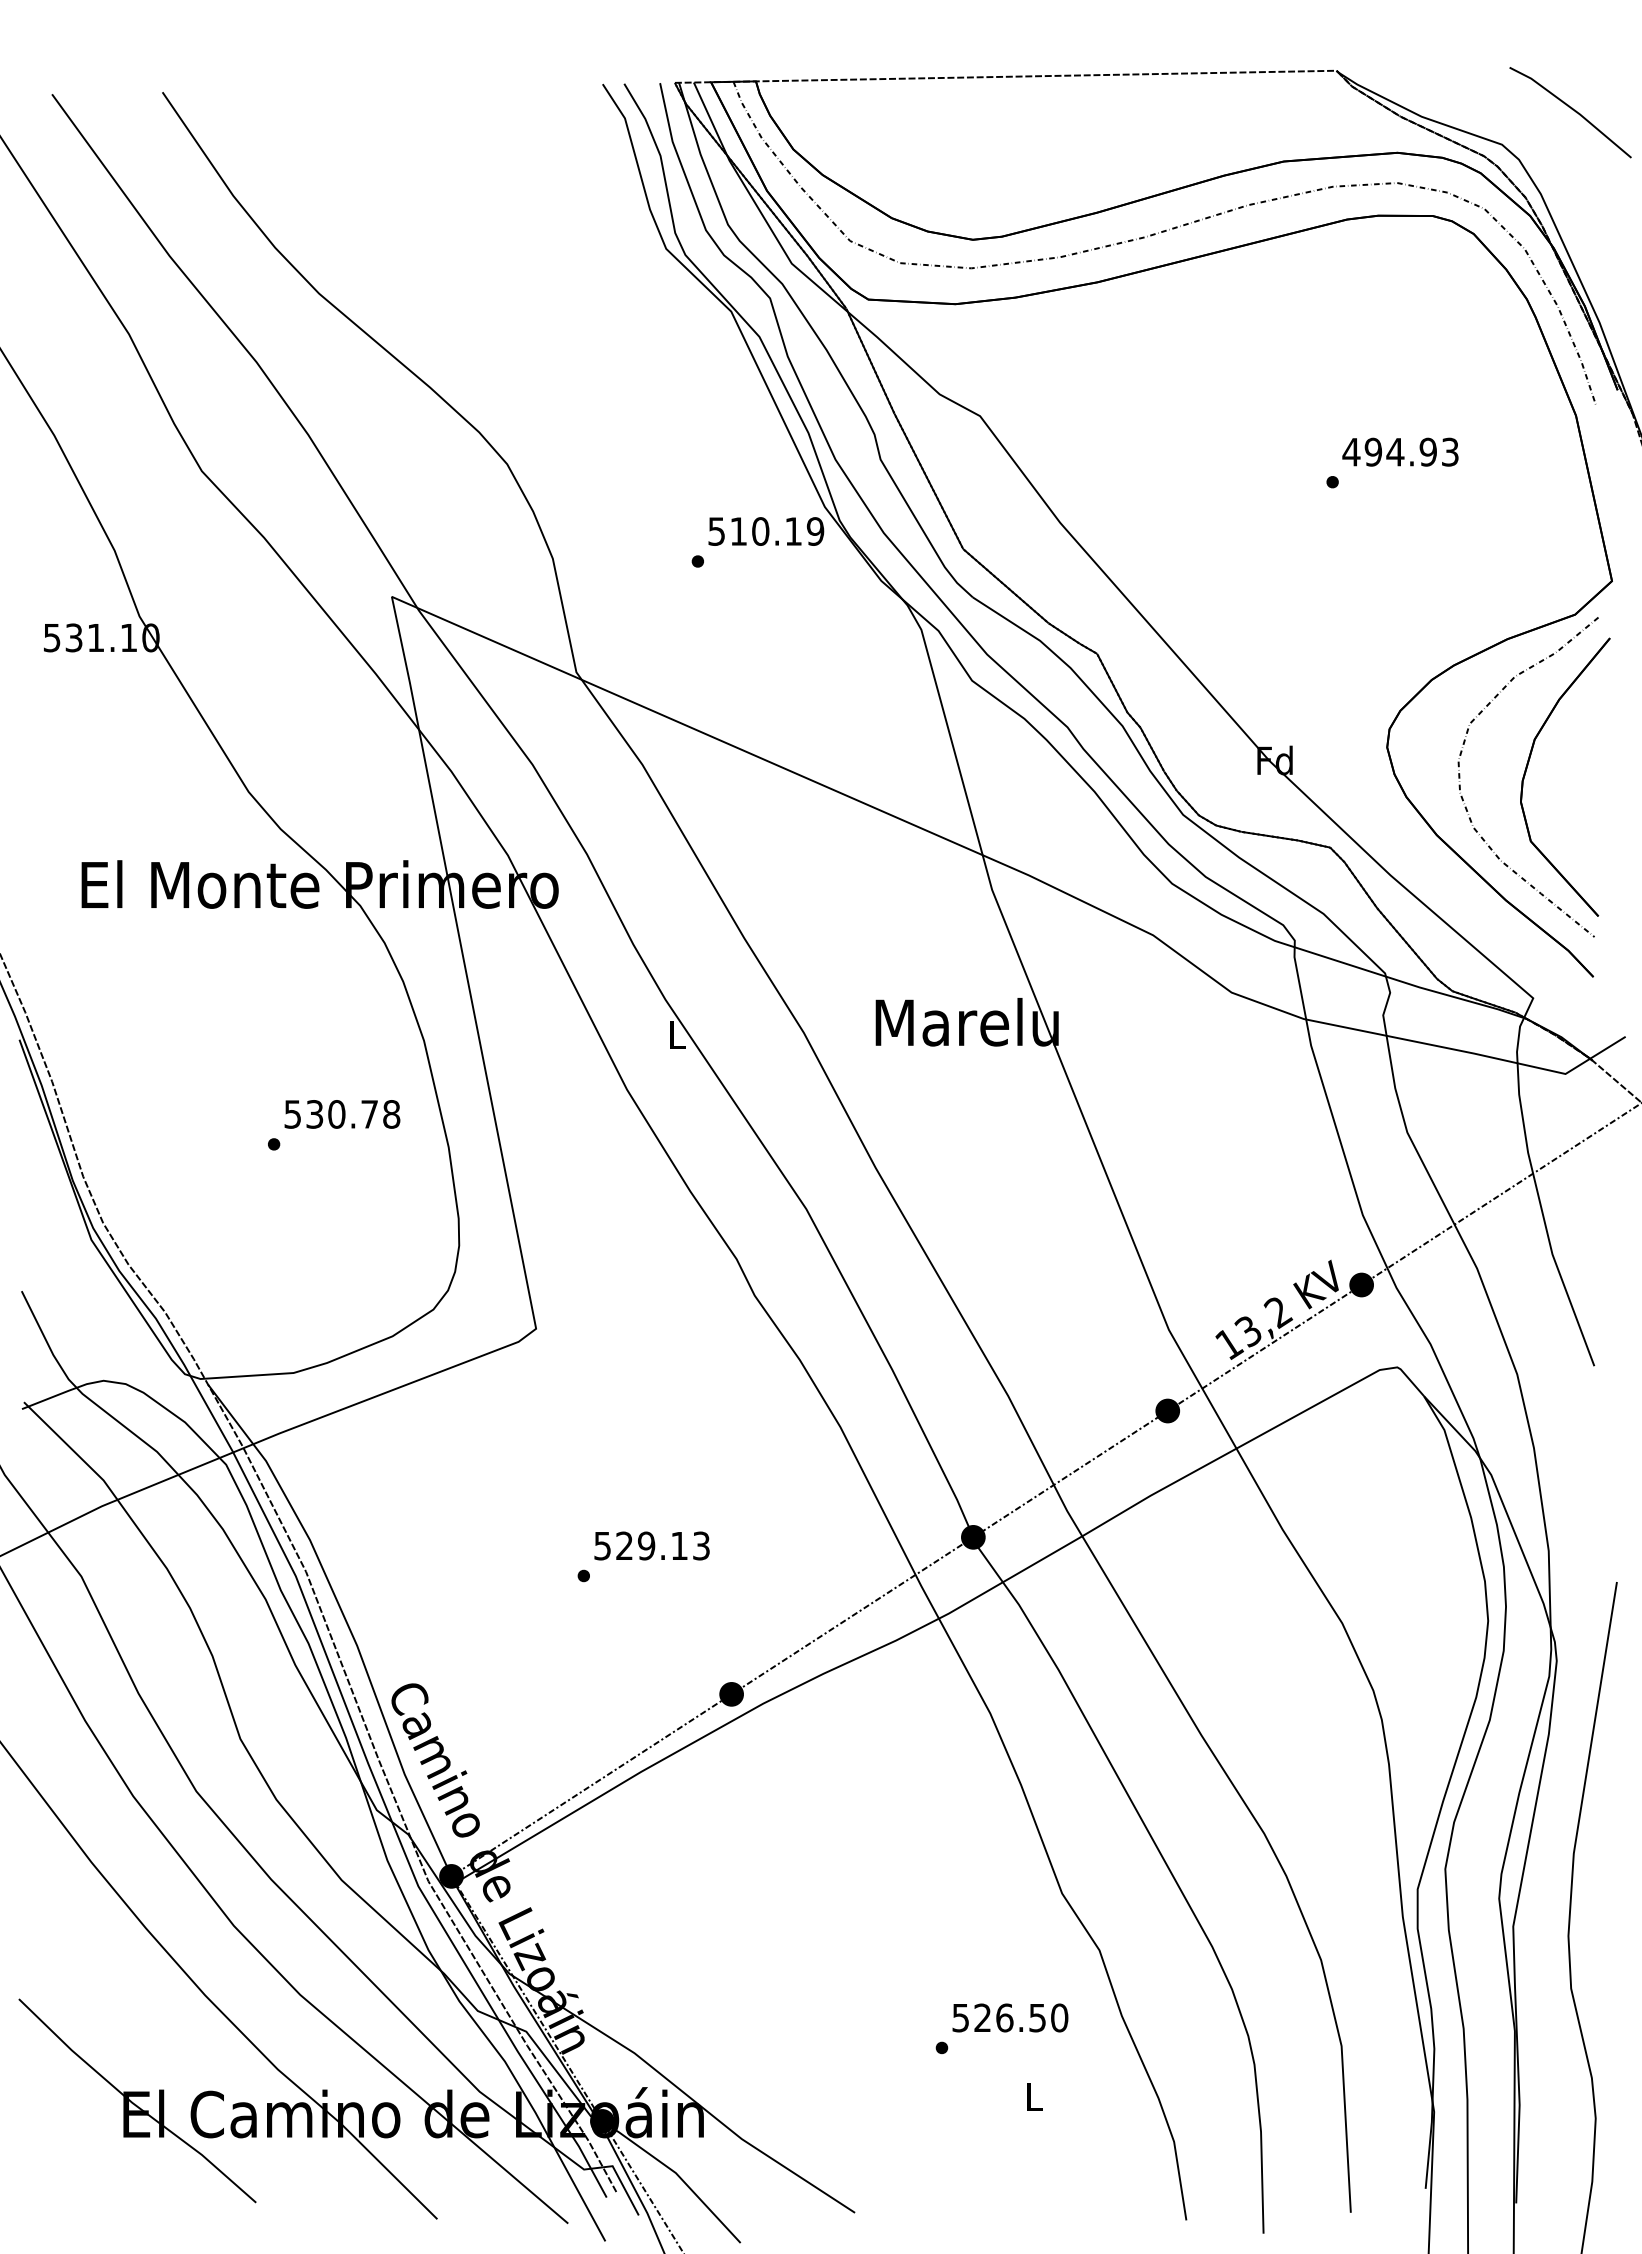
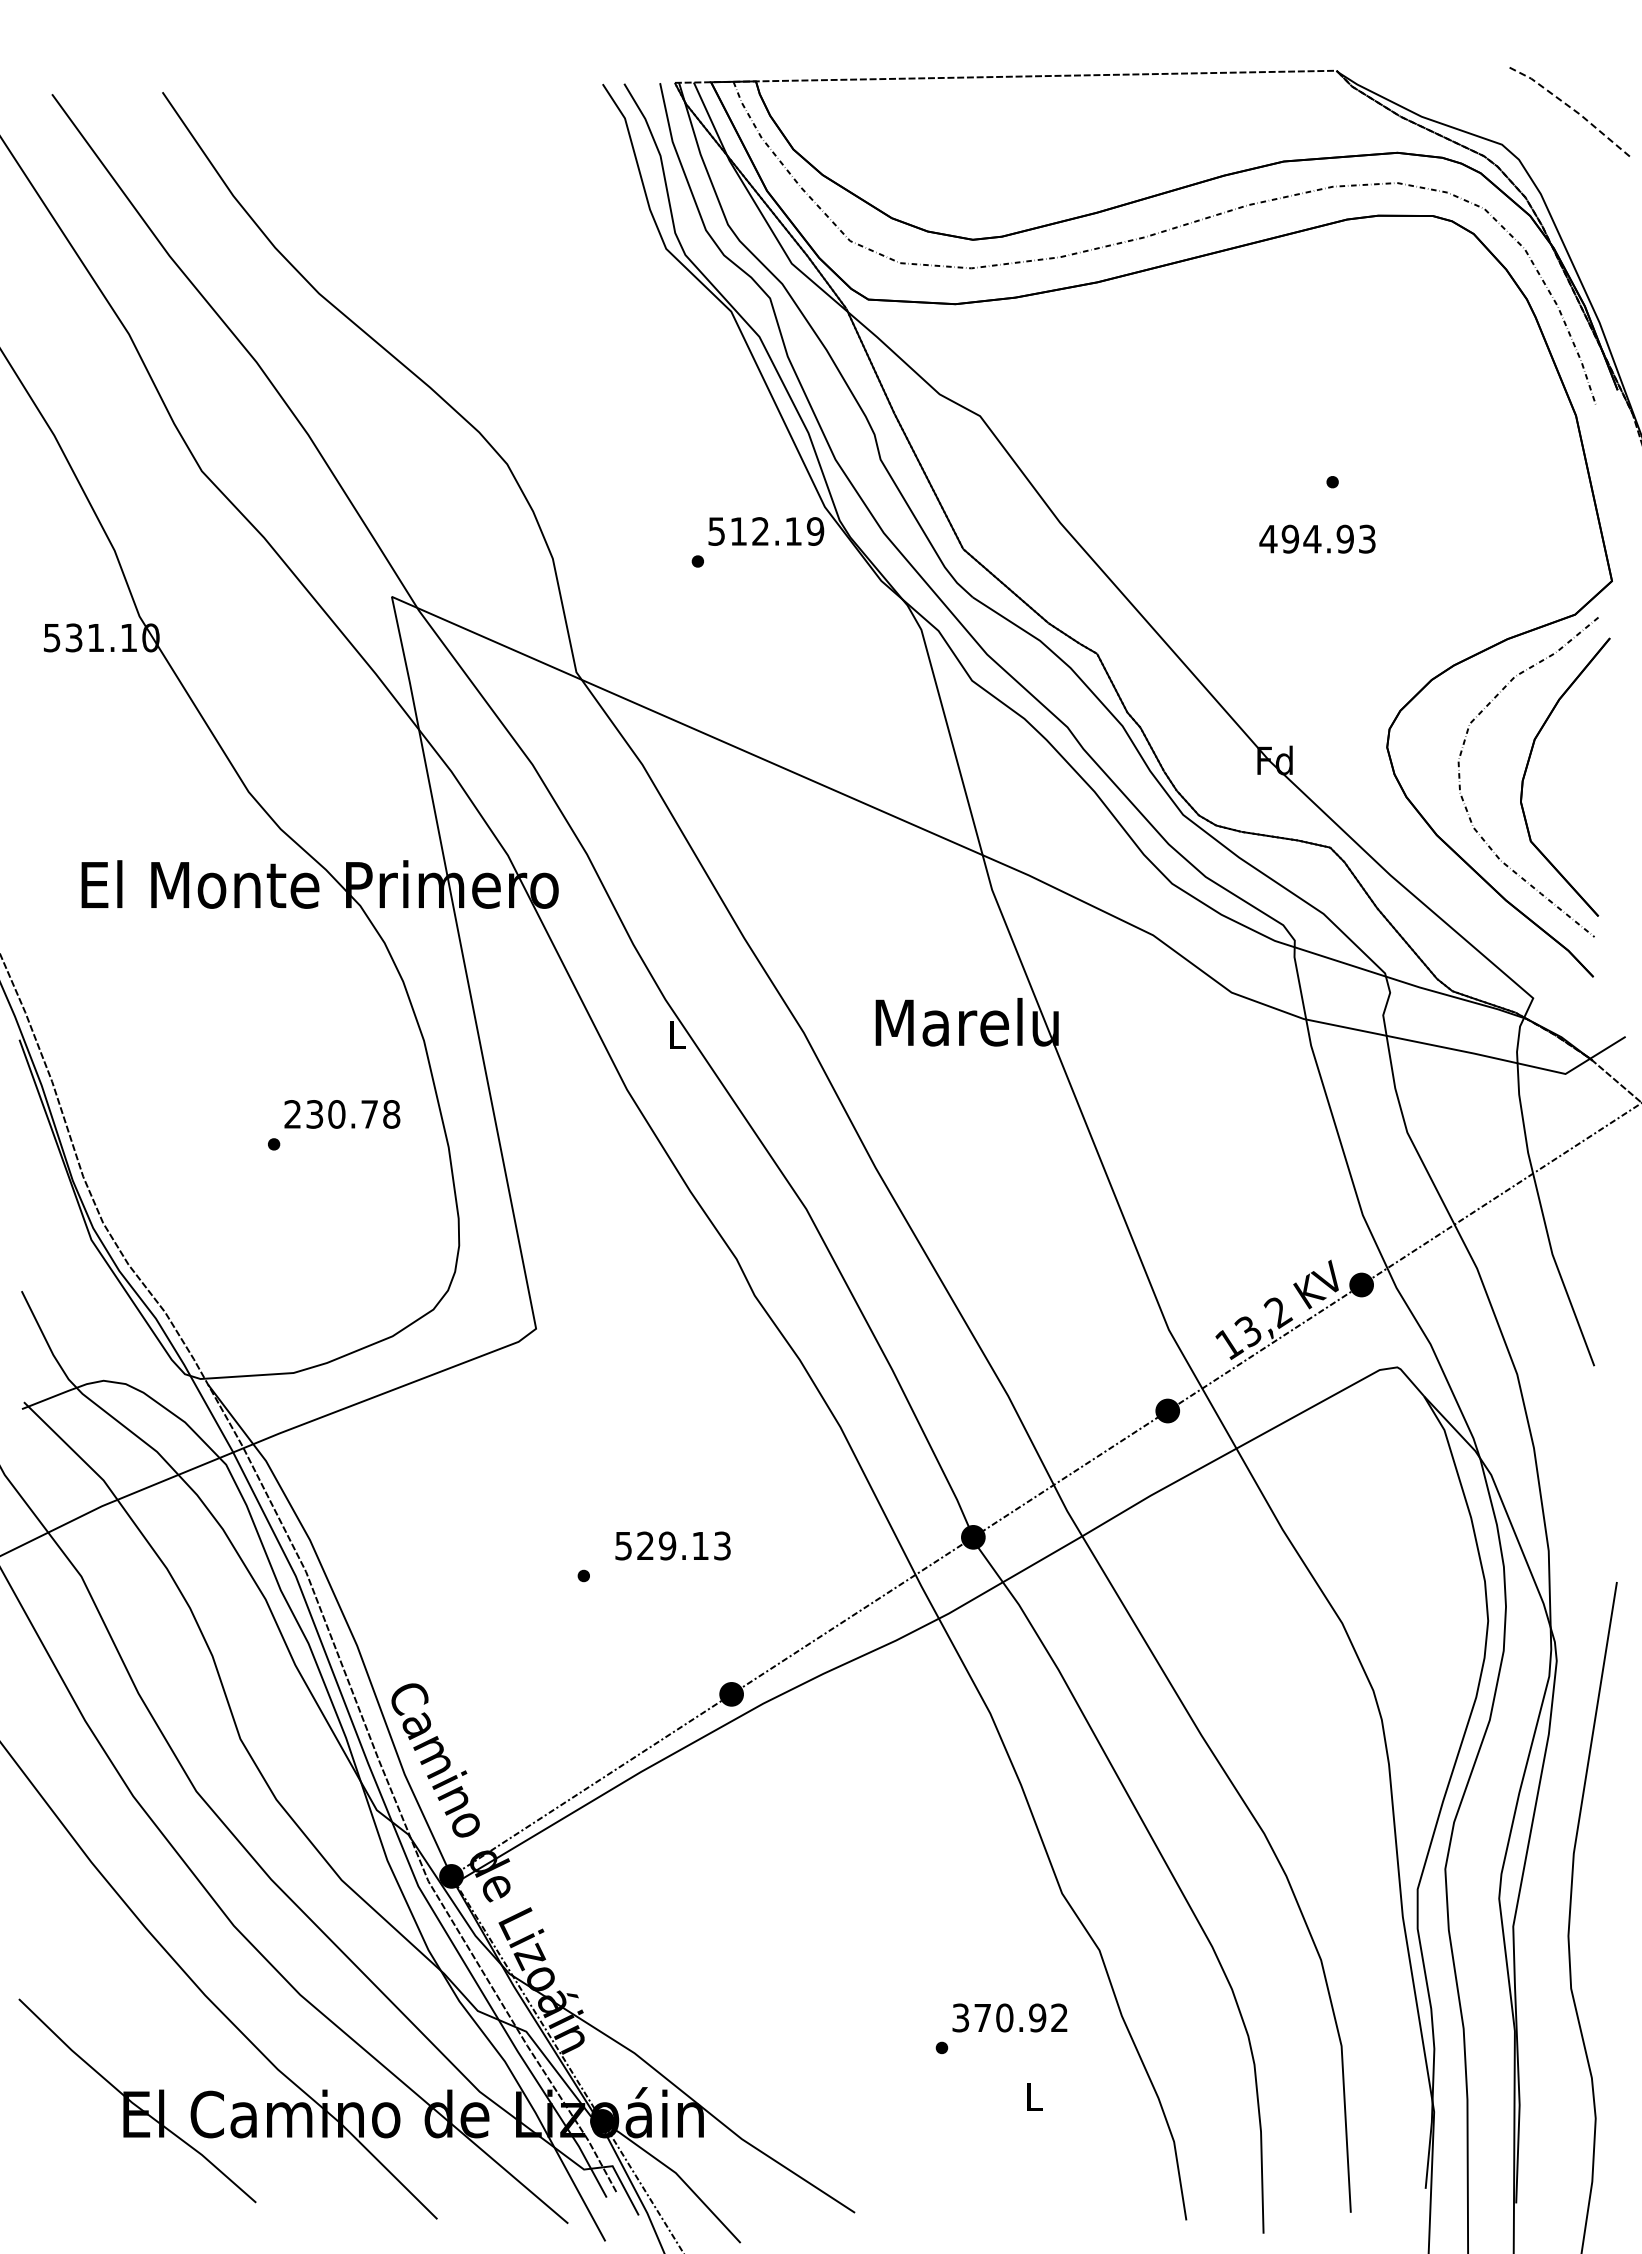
line: solid -> dashed (1572, 109)
text position: (1400, 451) -> (1317, 538) (1317, 538)
text: 510.19 -> 512.19 (760, 531)
text: 530.78 -> 230.78 (292, 1114)
text position: (651, 1545) -> (672, 1545) (672, 1545)
text: 526.50 -> 370.92 (1010, 2017)
